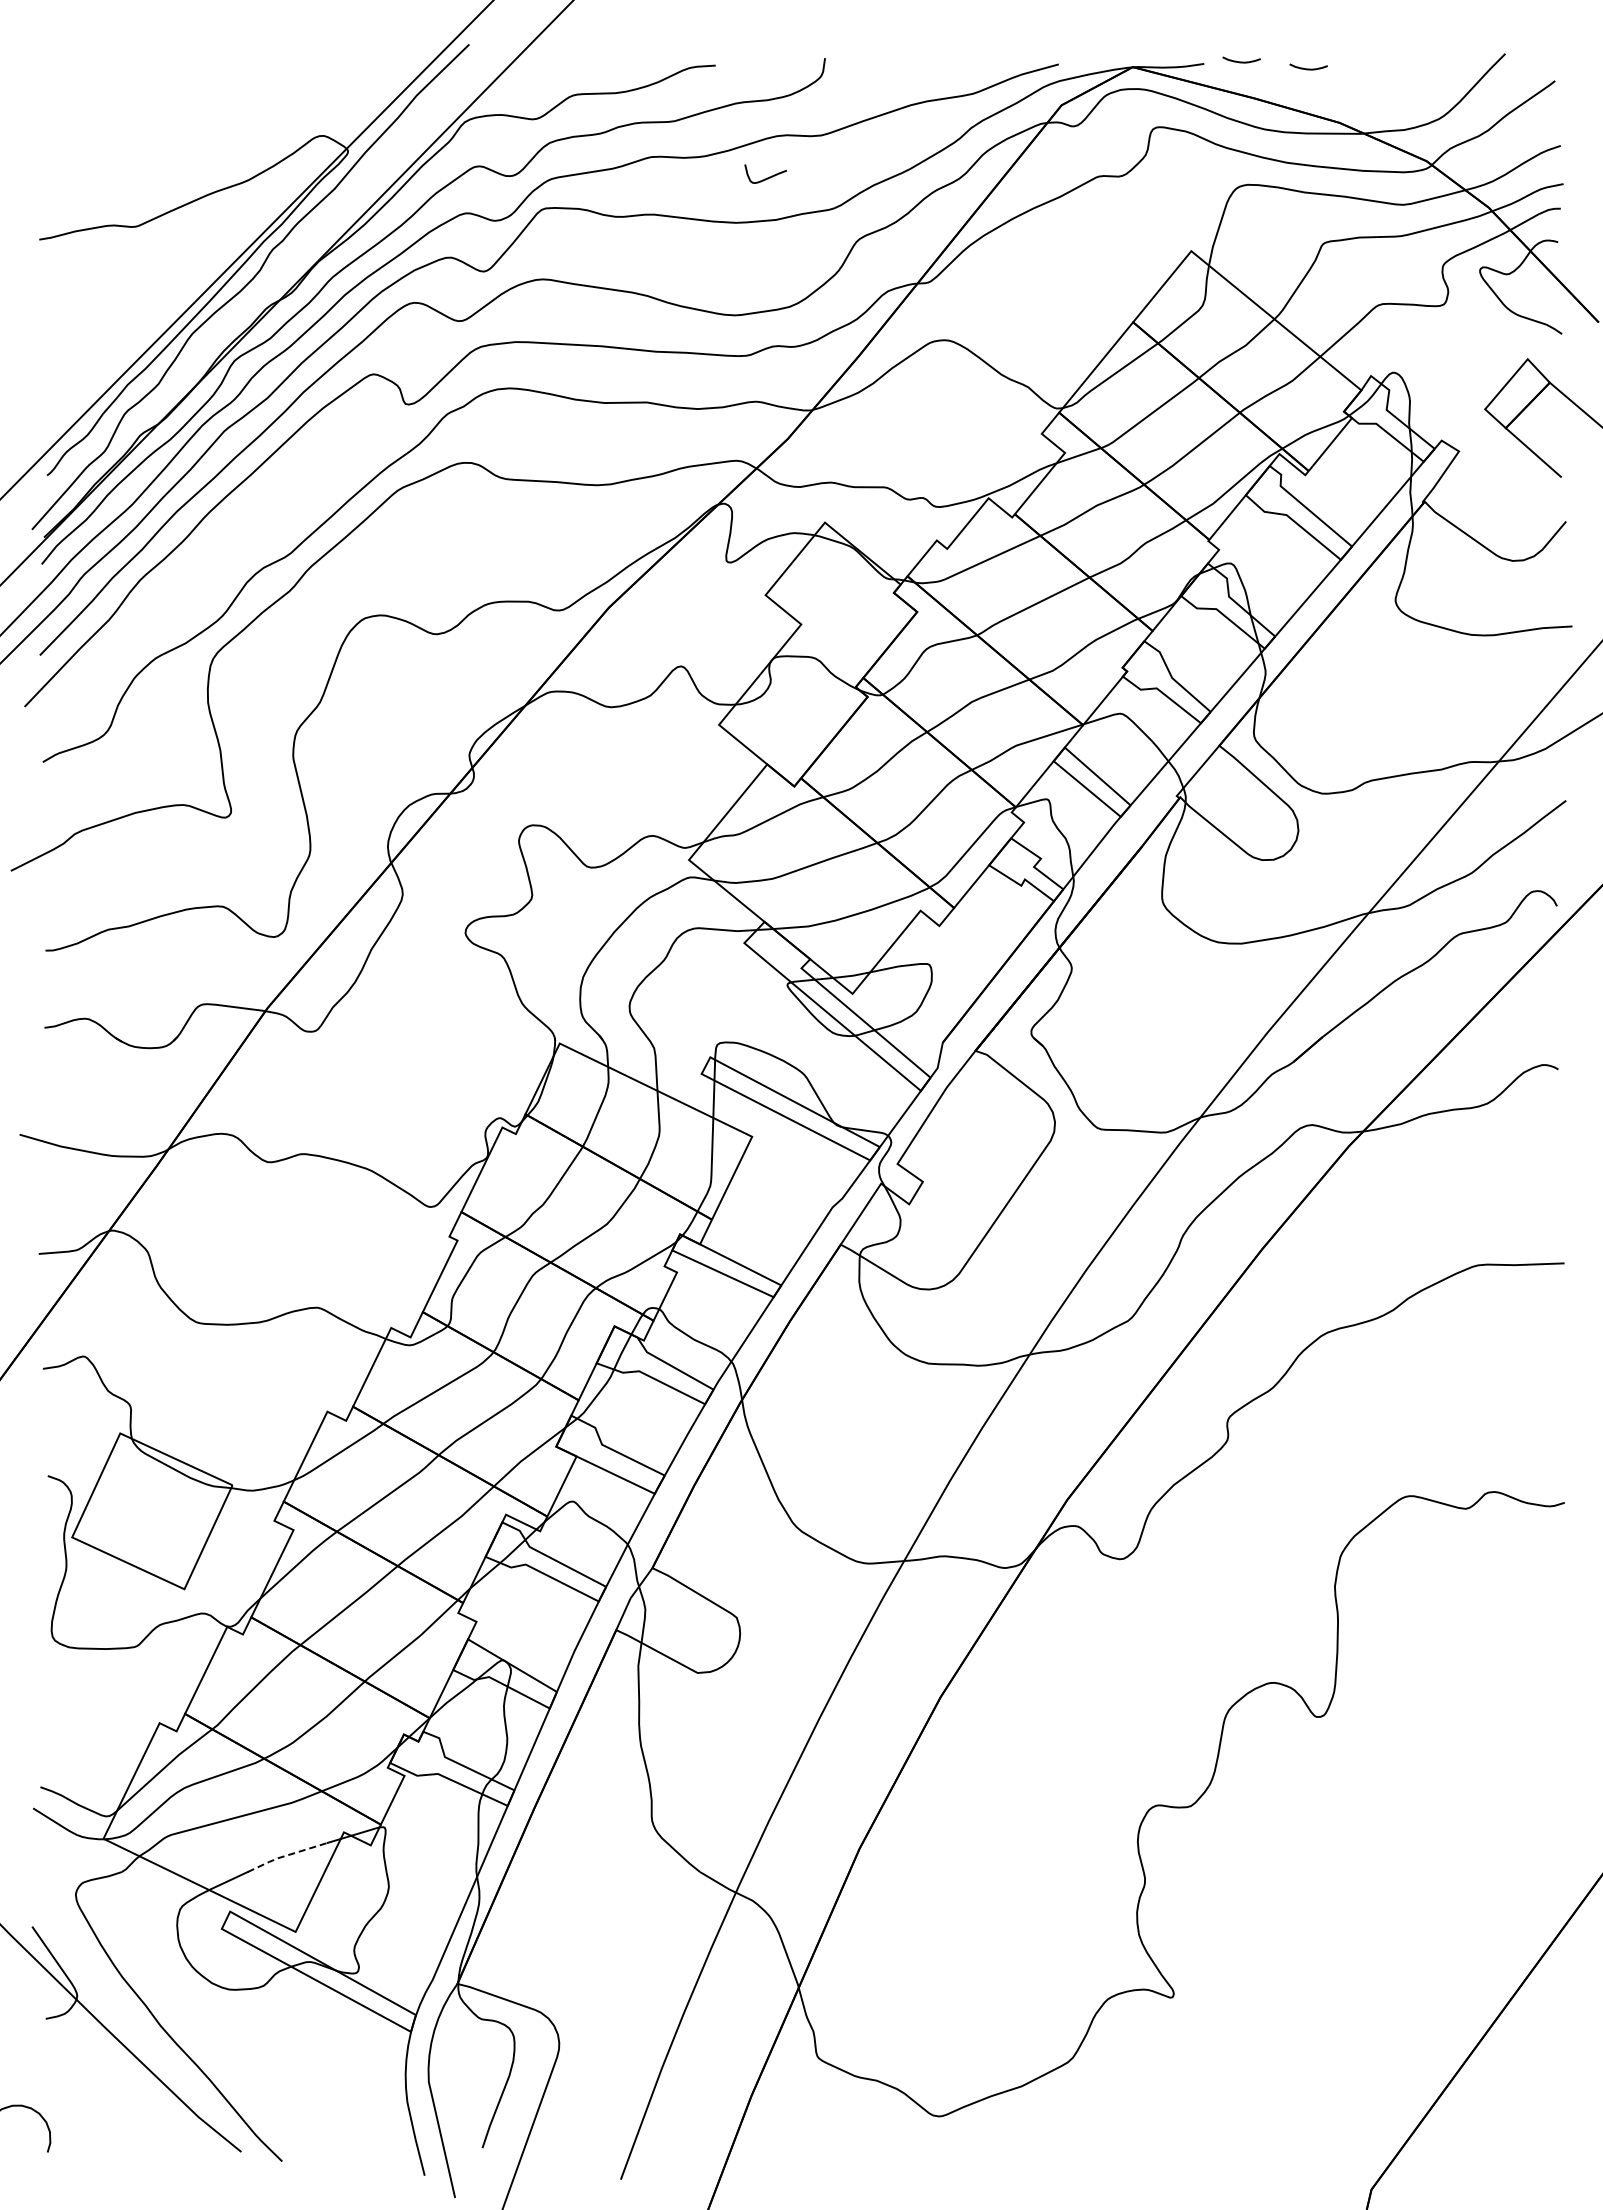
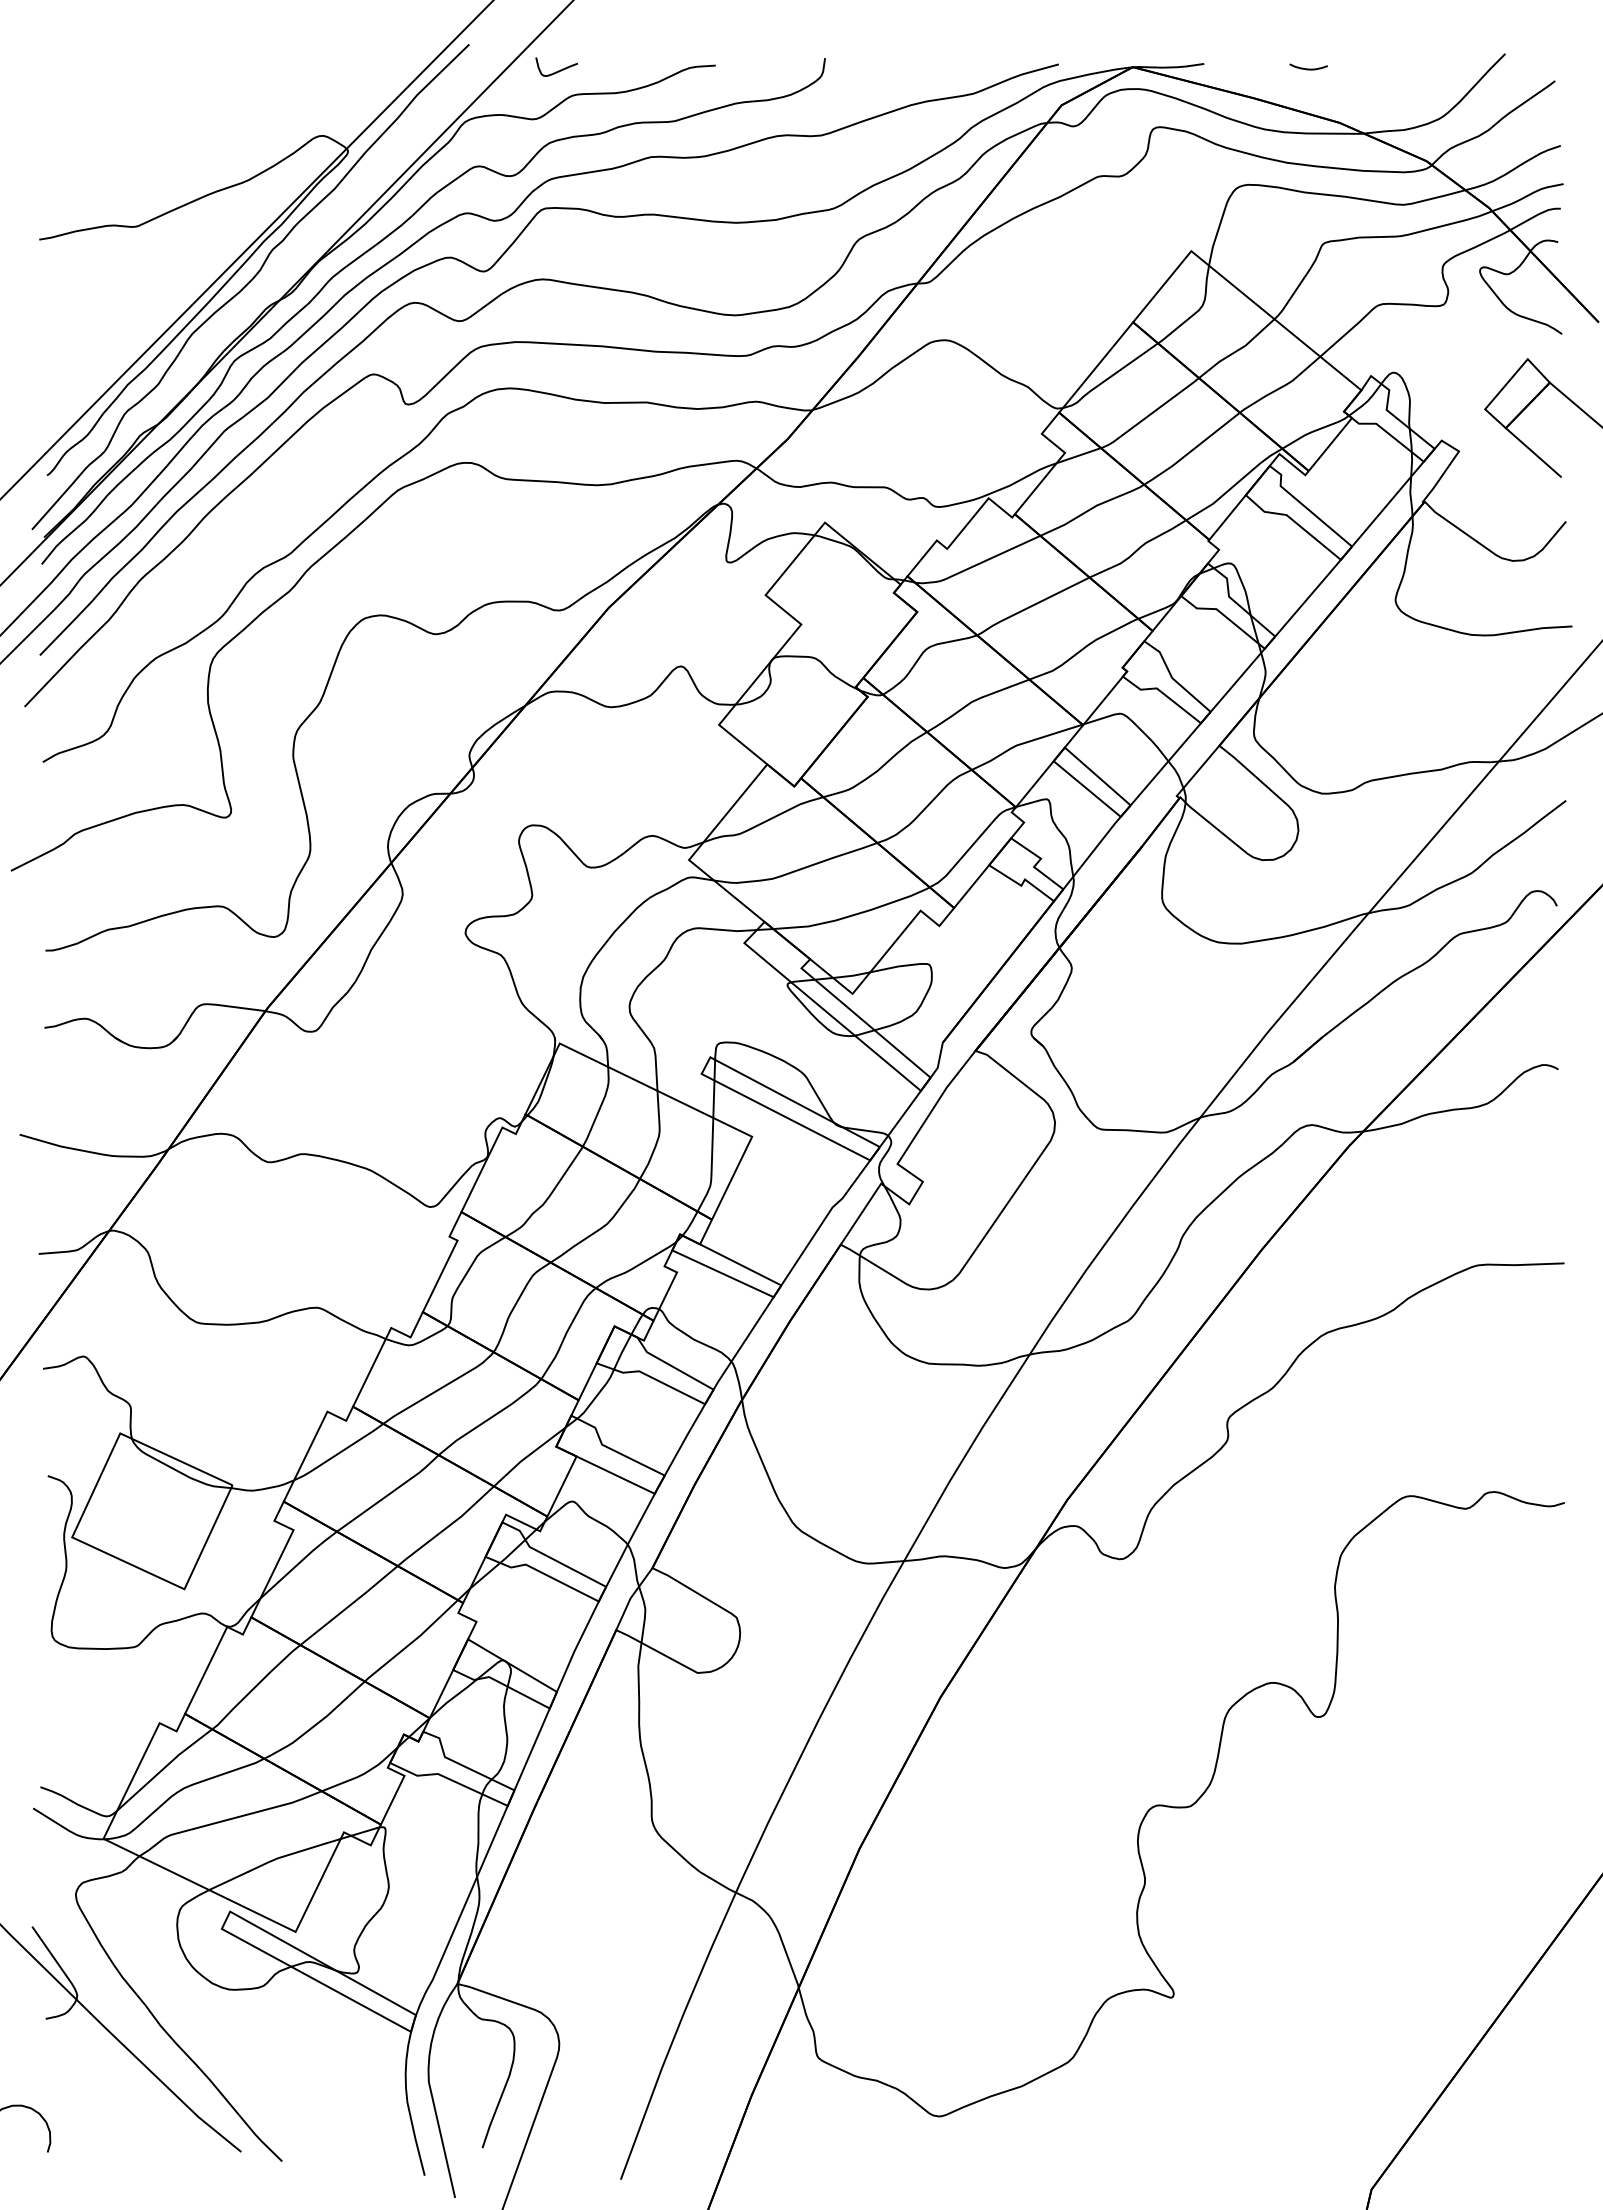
curve: present -> none (1241, 61)
curve position: (767, 177) -> (558, 70) (558, 70)
line: dashed -> solid (286, 1855)
